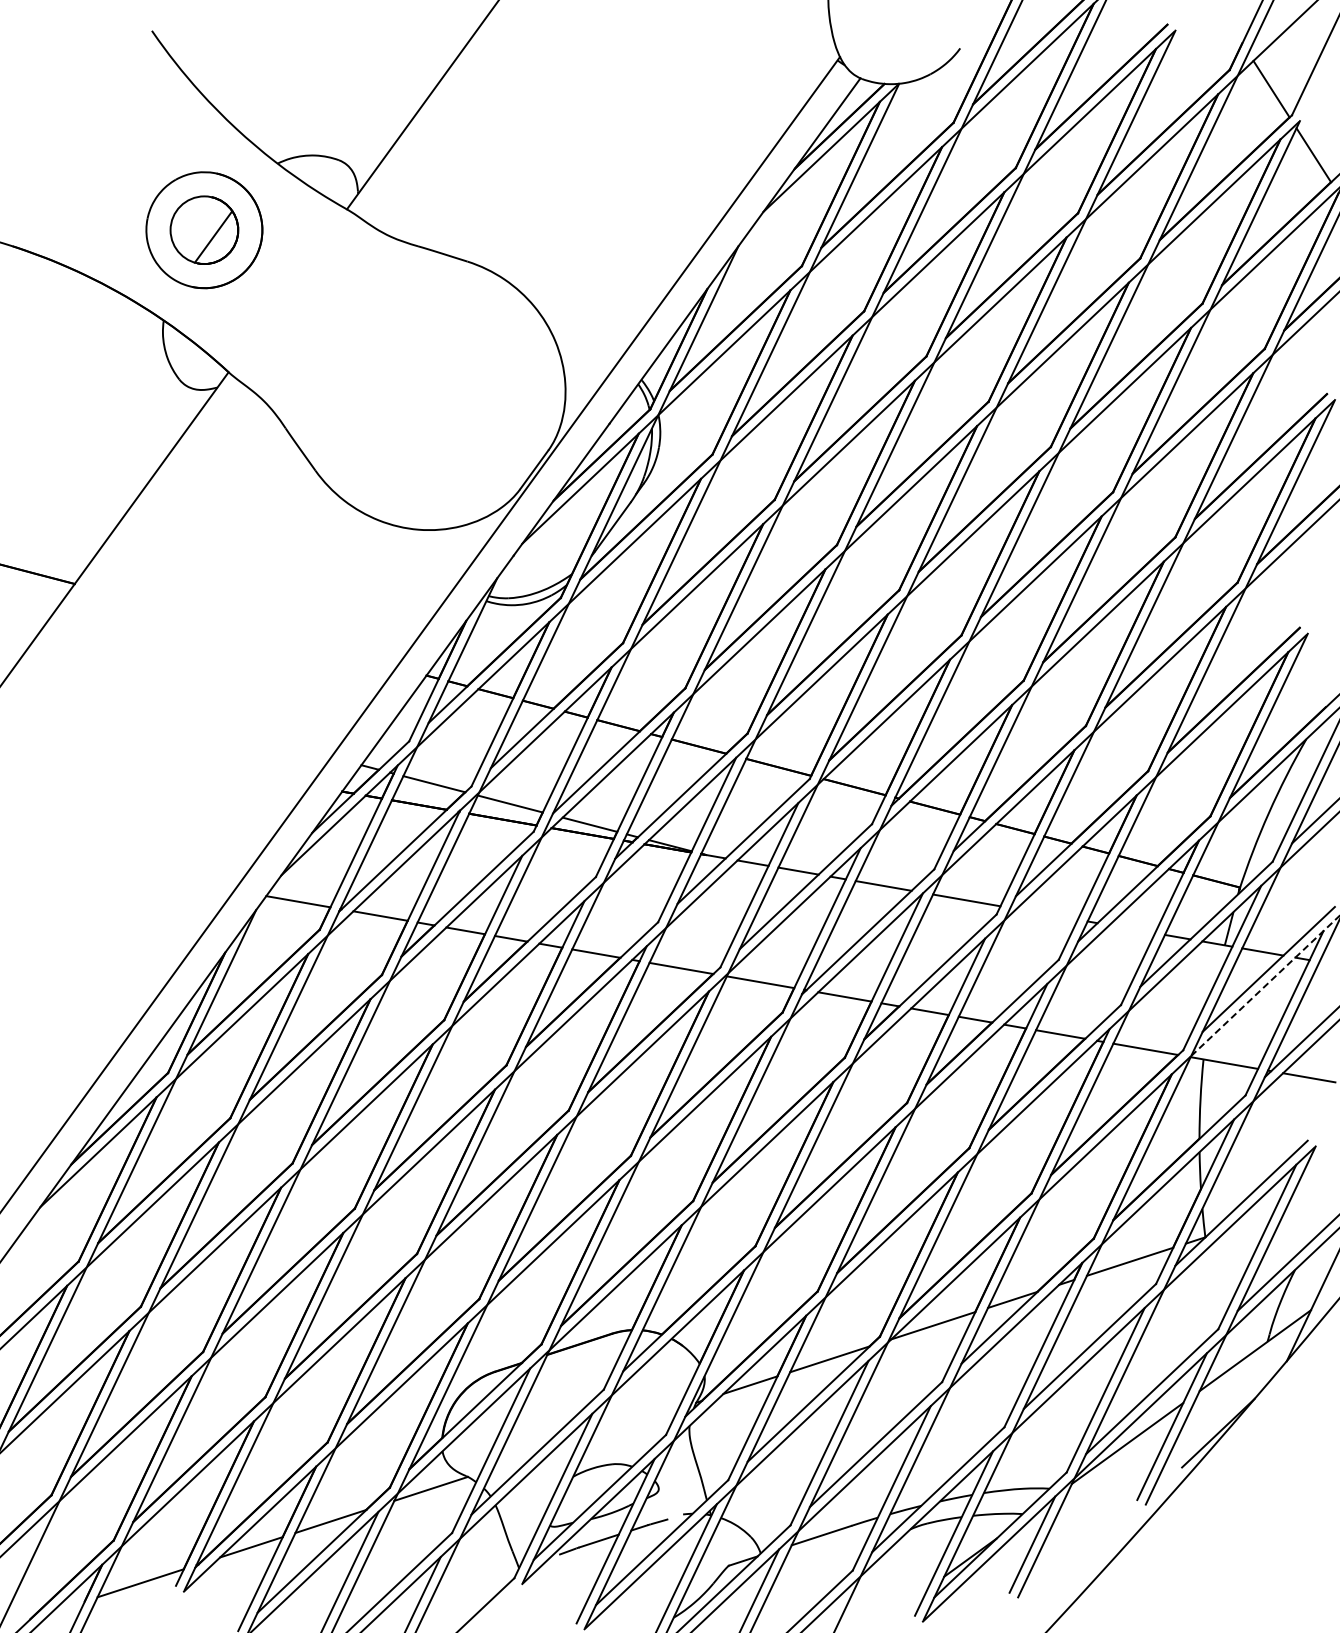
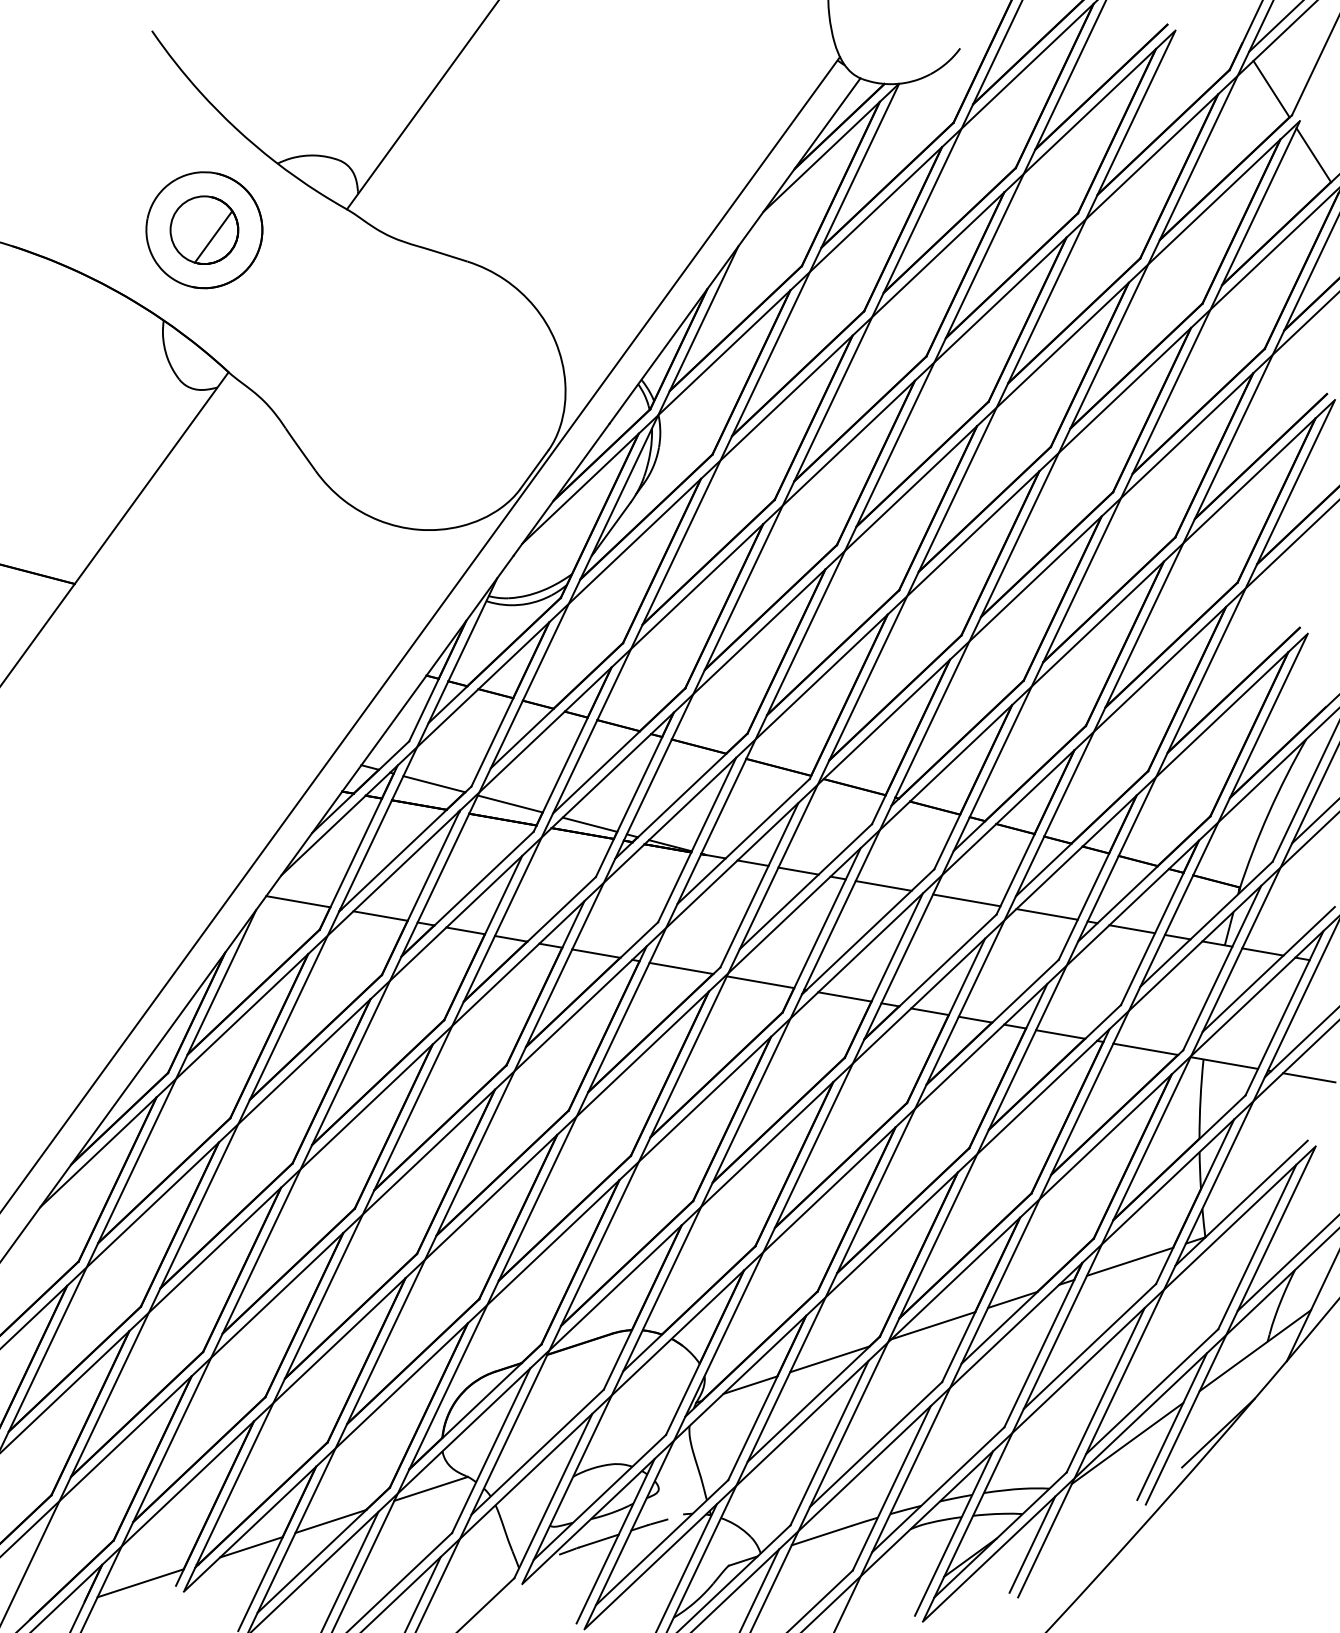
line: none -> present (1275, 26)
line: none -> present (1046, 914)
line: none -> present (1132, 929)
line: dashed -> solid (1265, 986)
